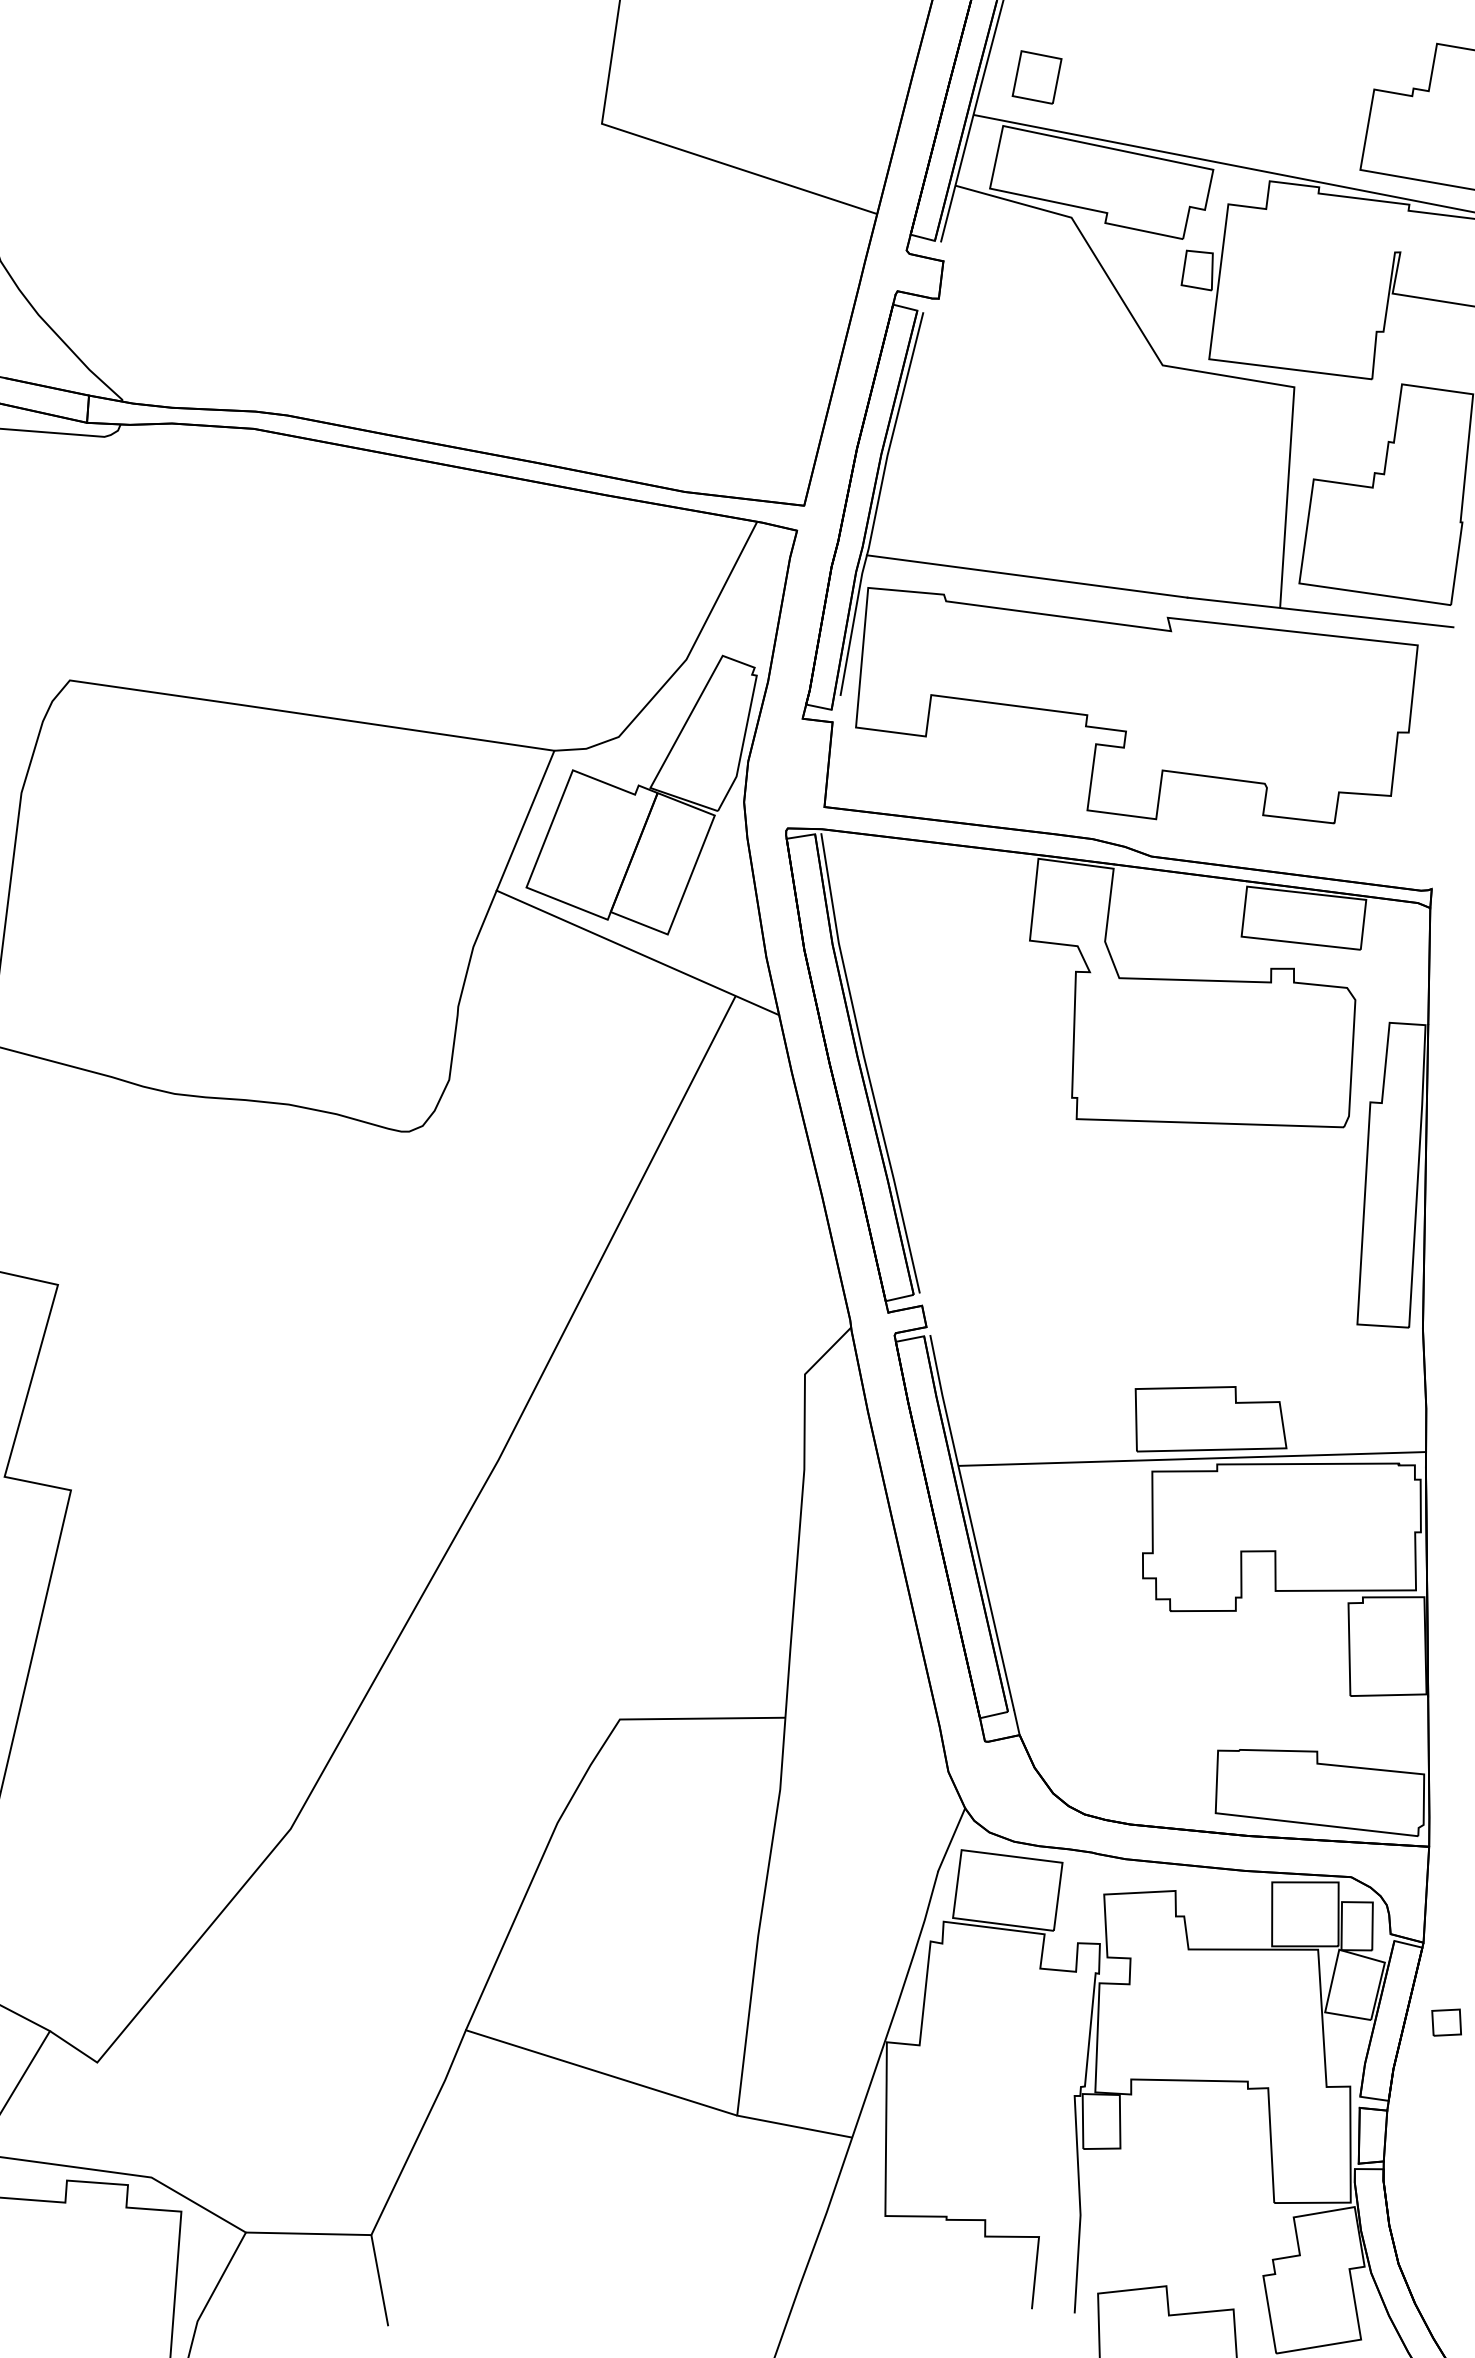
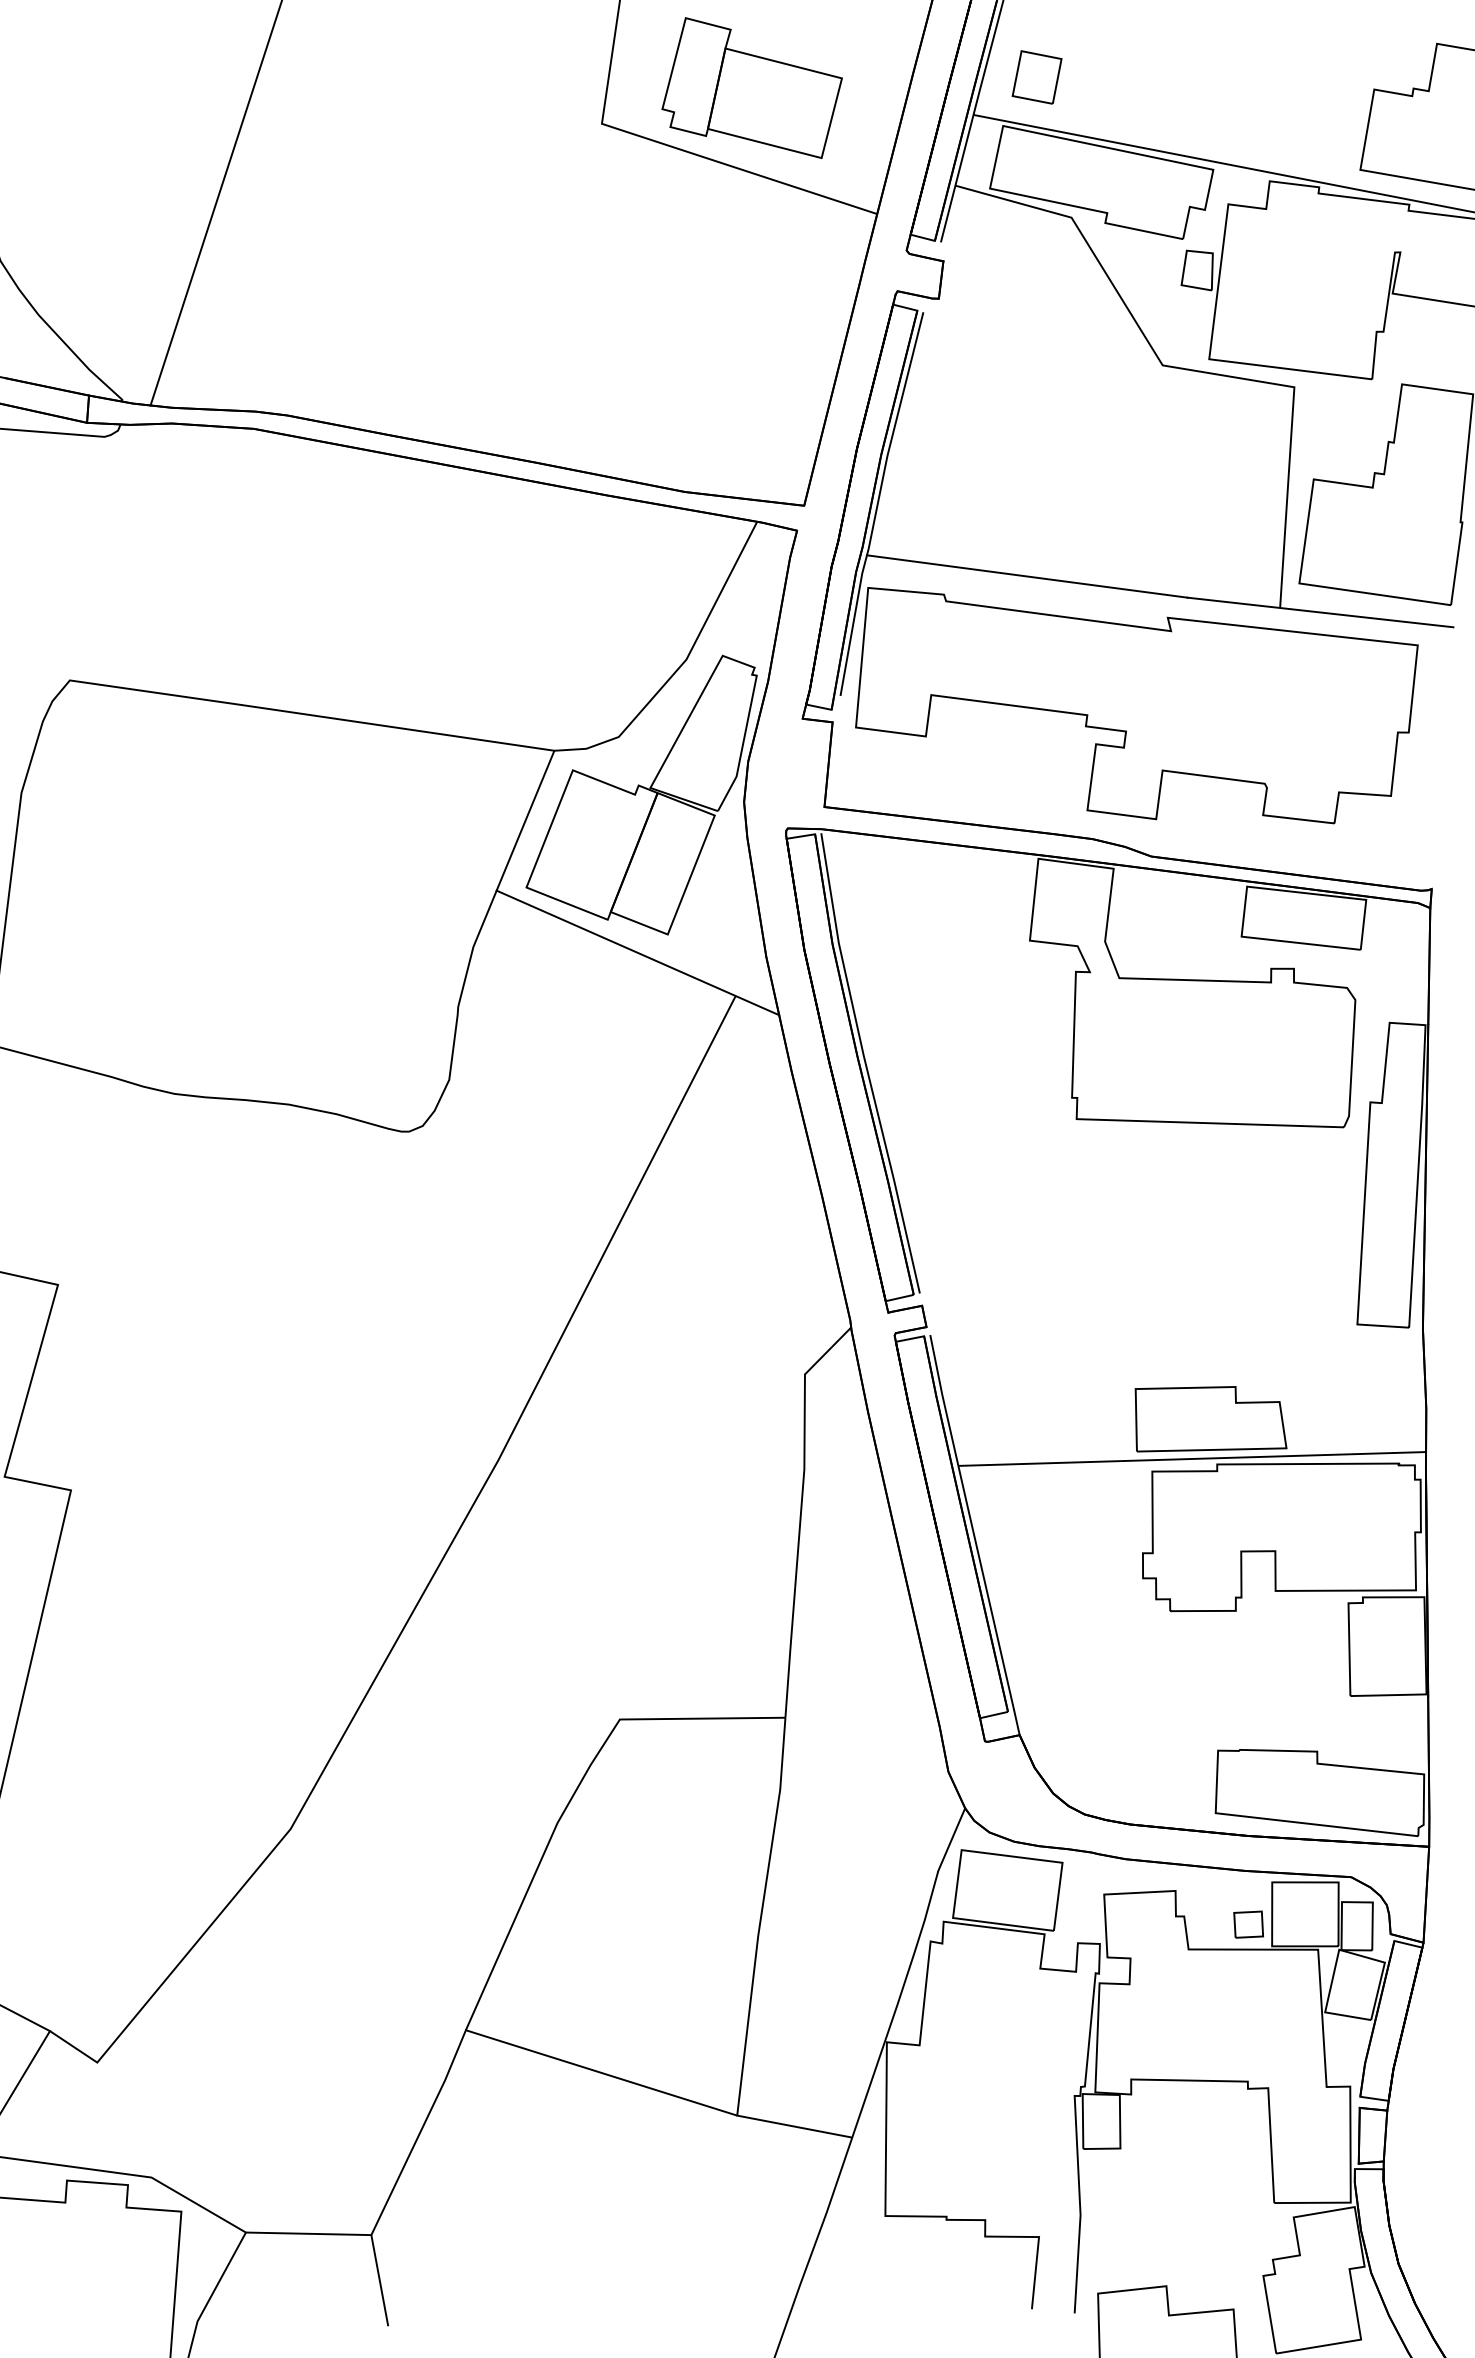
part: none -> present (751, 87)
line: none -> present (215, 203)
part position: (1446, 2022) -> (1248, 1924) (1248, 1924)
